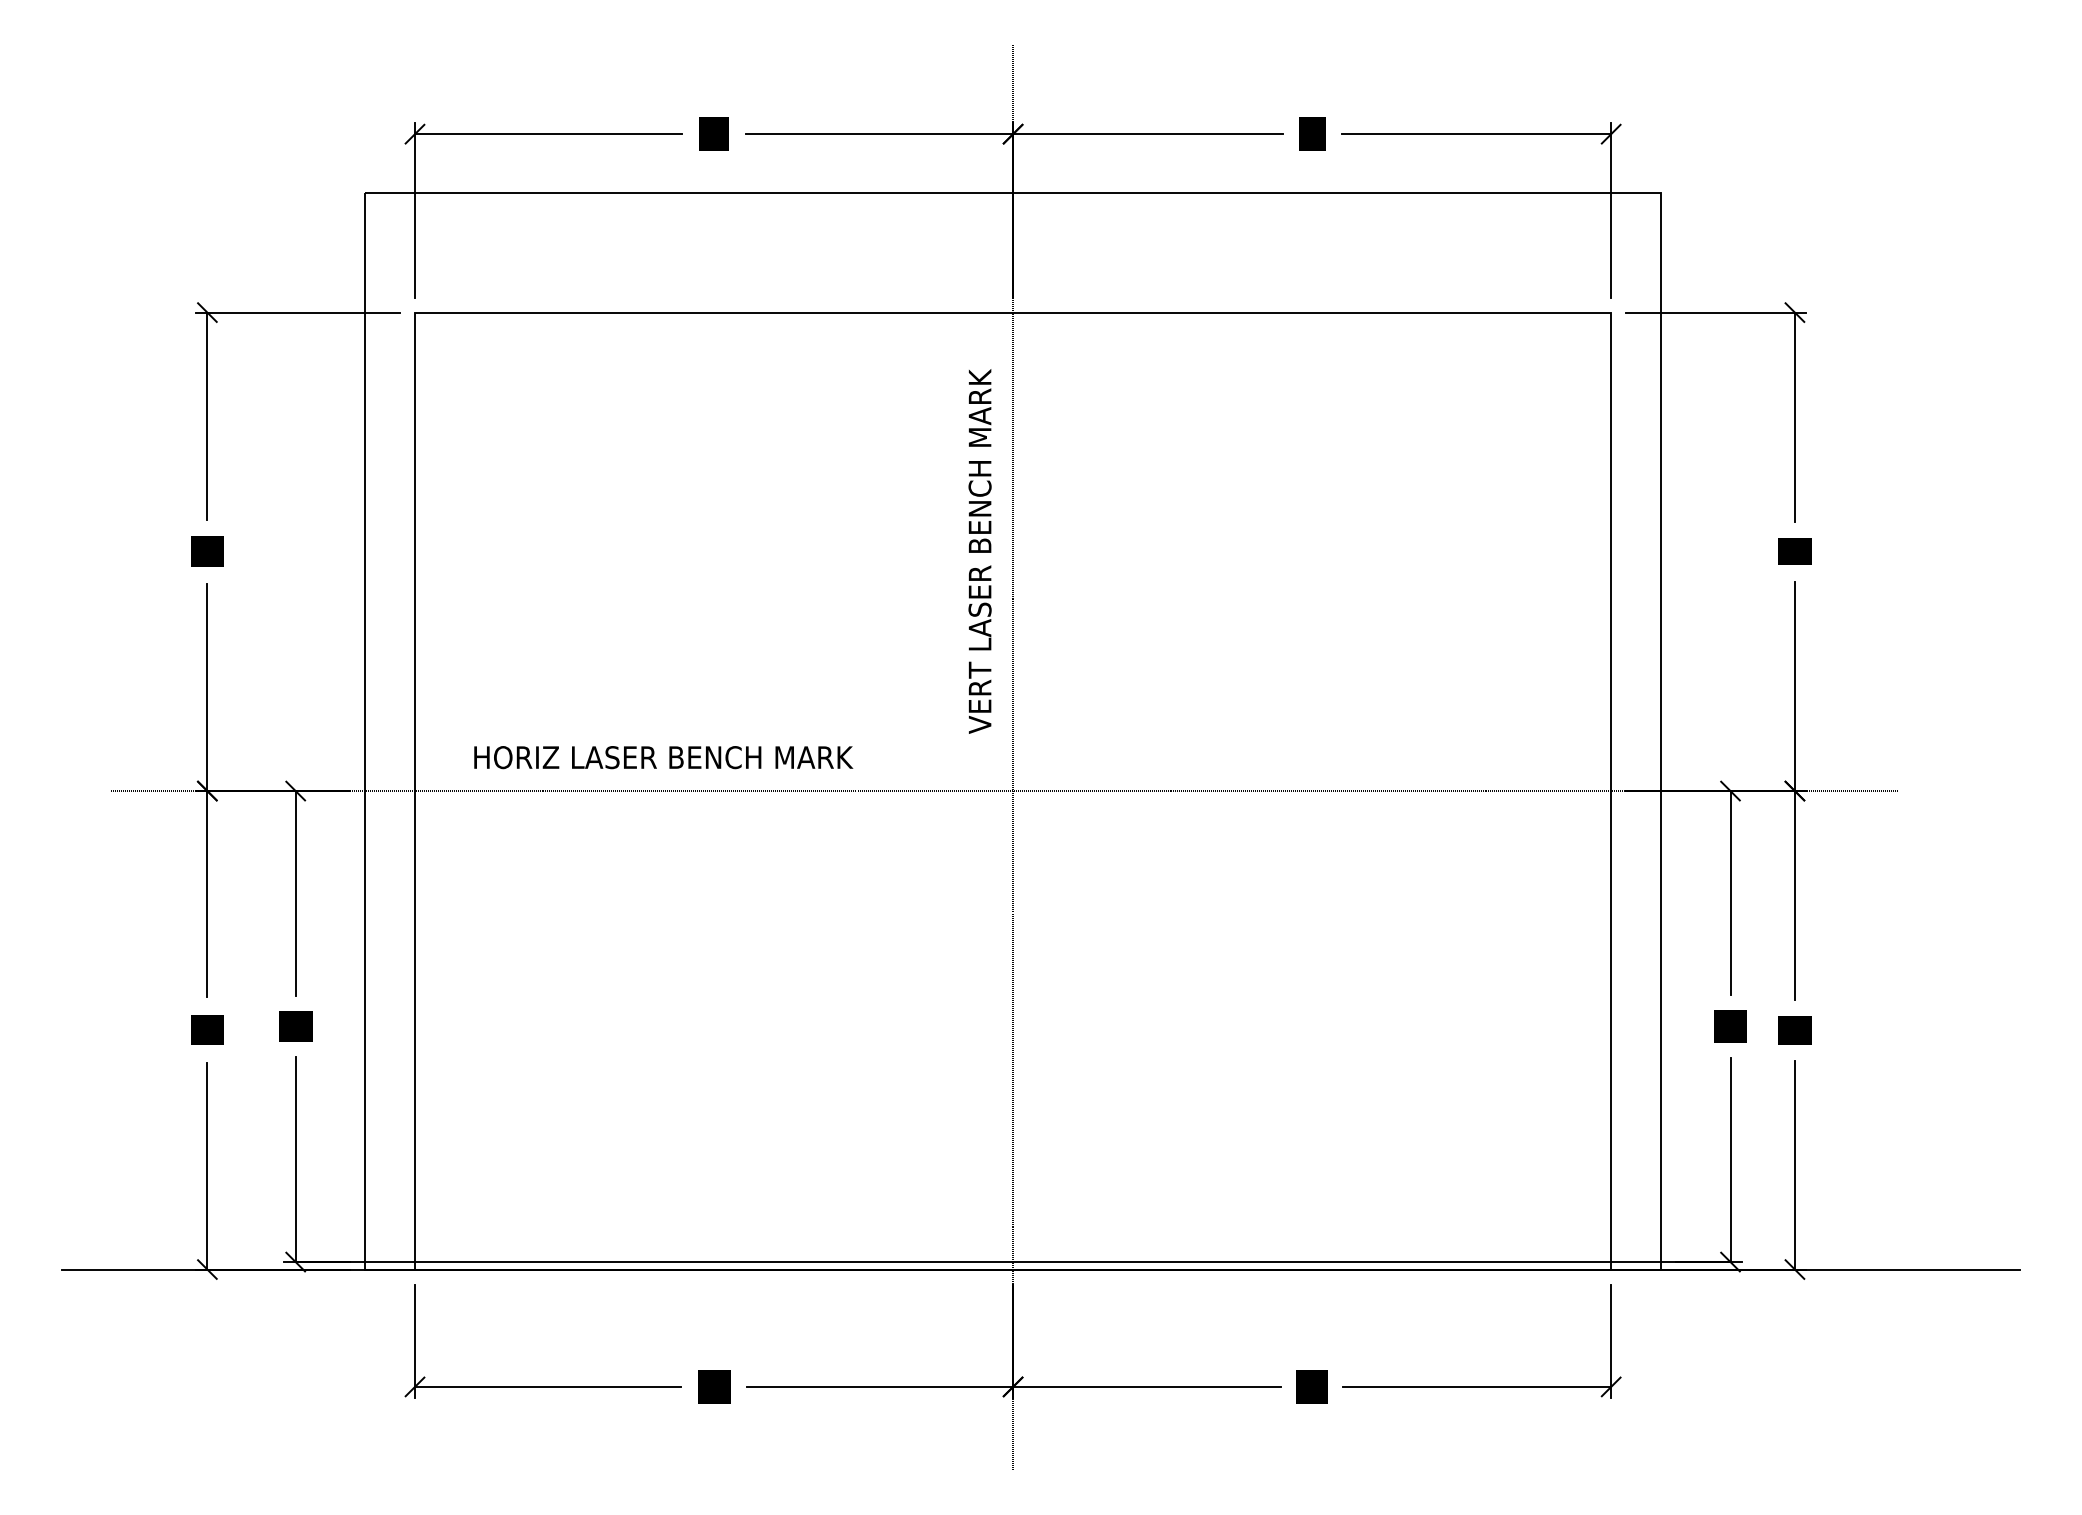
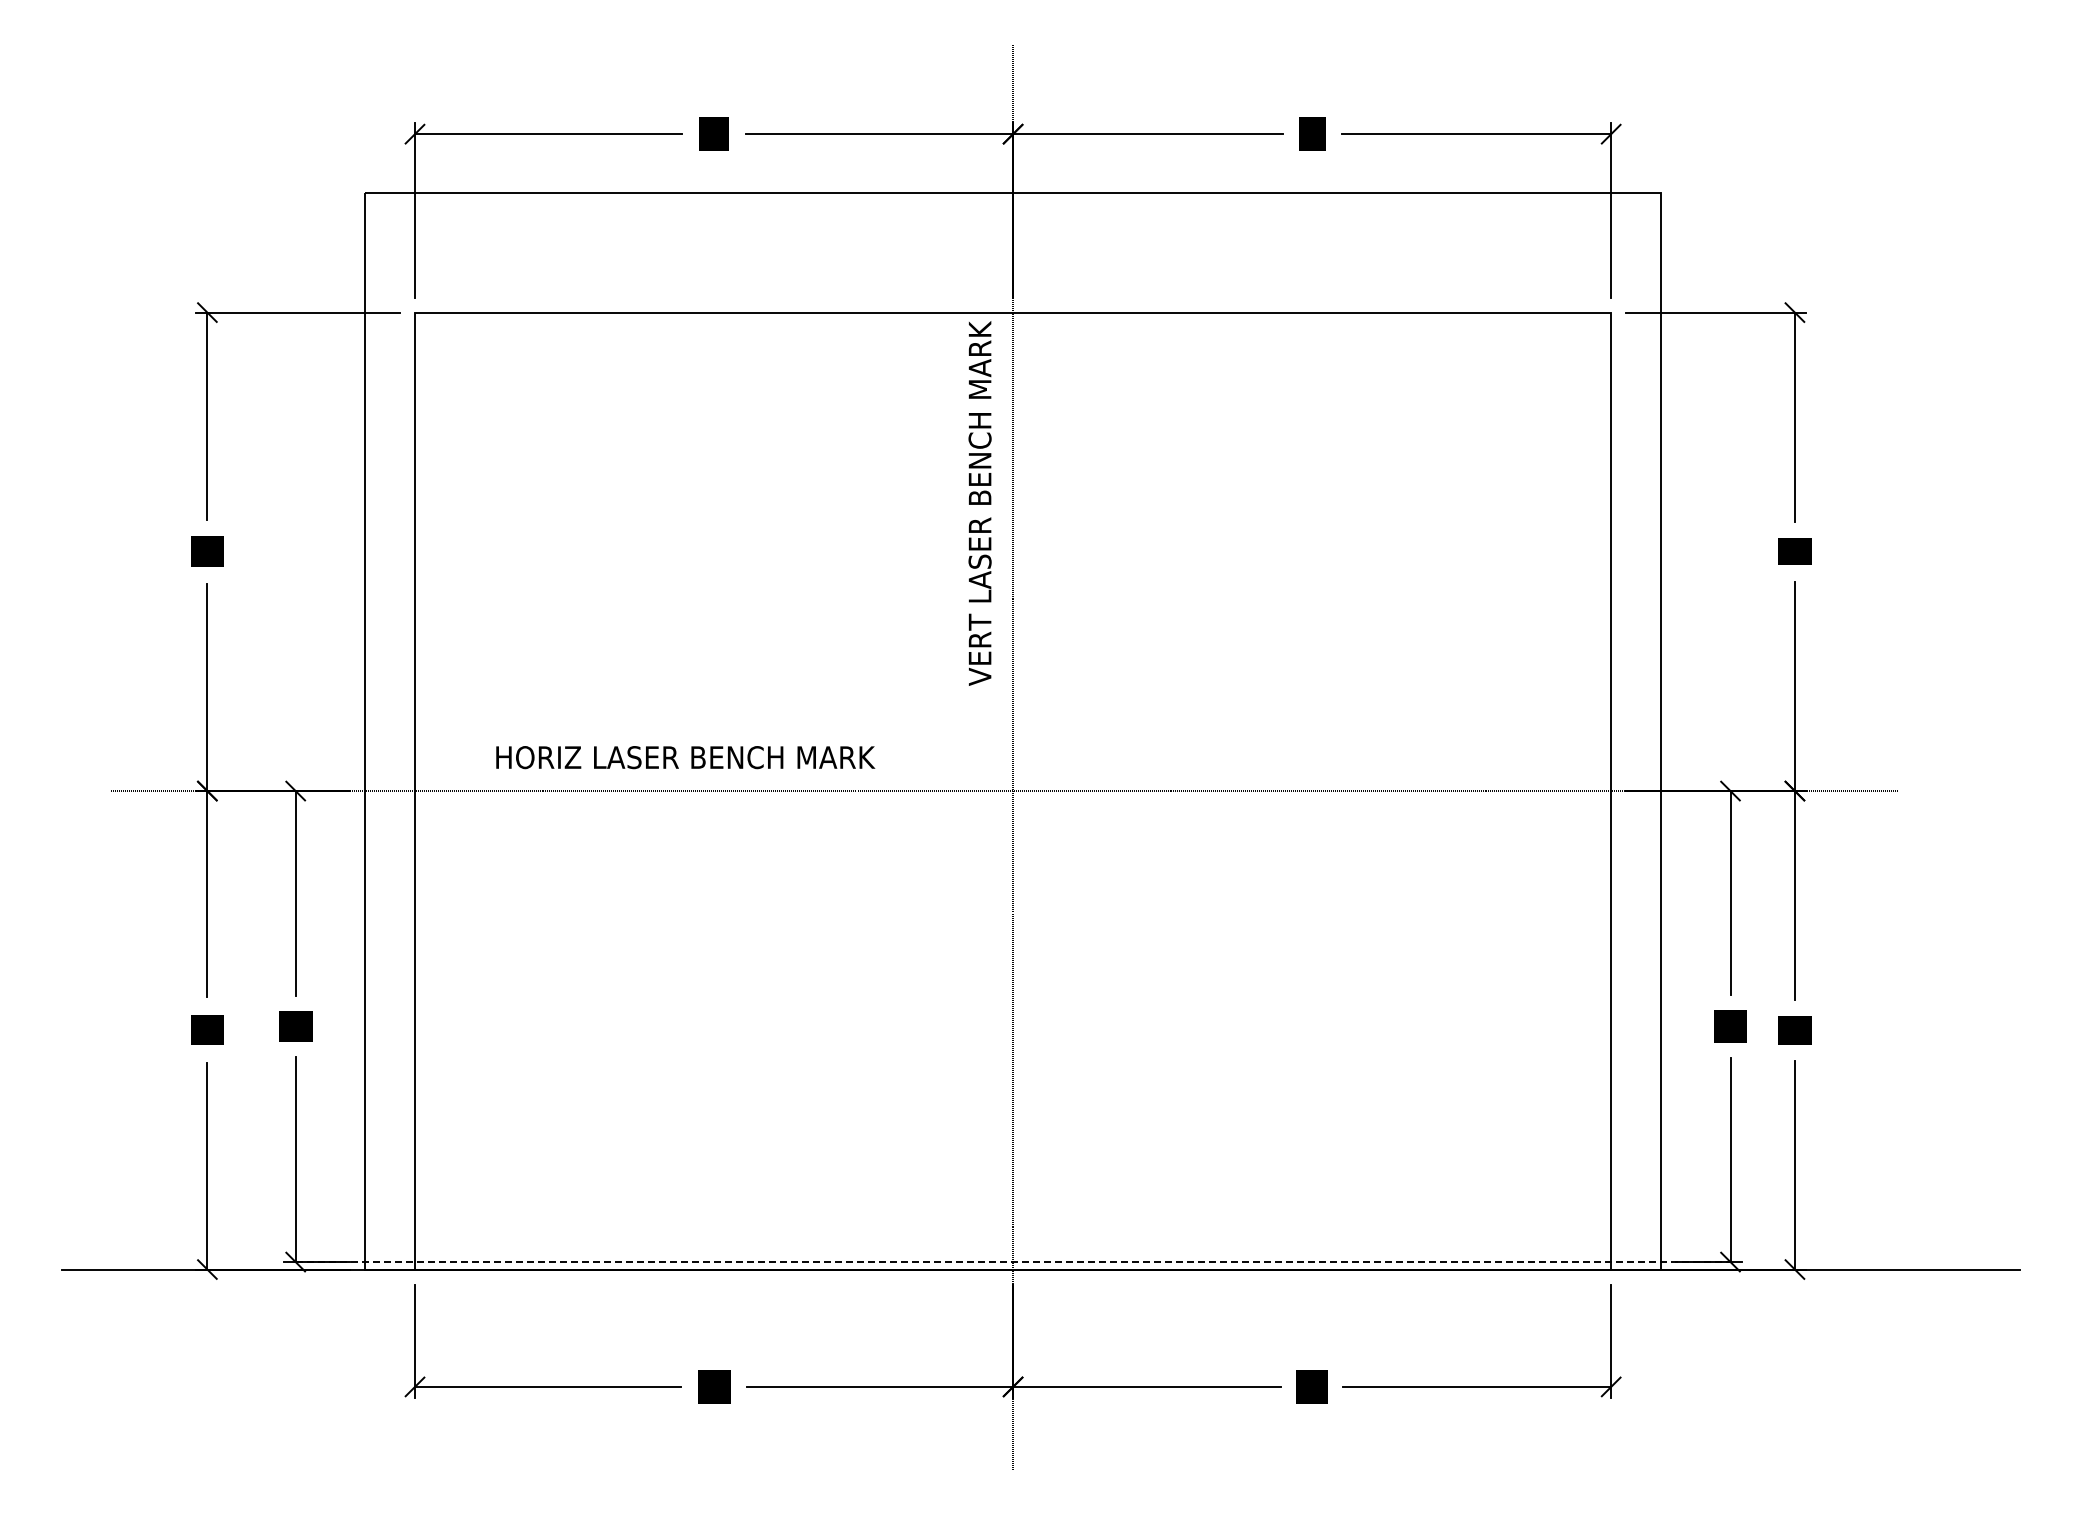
text position: (979, 551) -> (979, 503) (979, 503)
text position: (663, 757) -> (685, 757) (685, 757)
line: solid -> dashed (1013, 1262)
